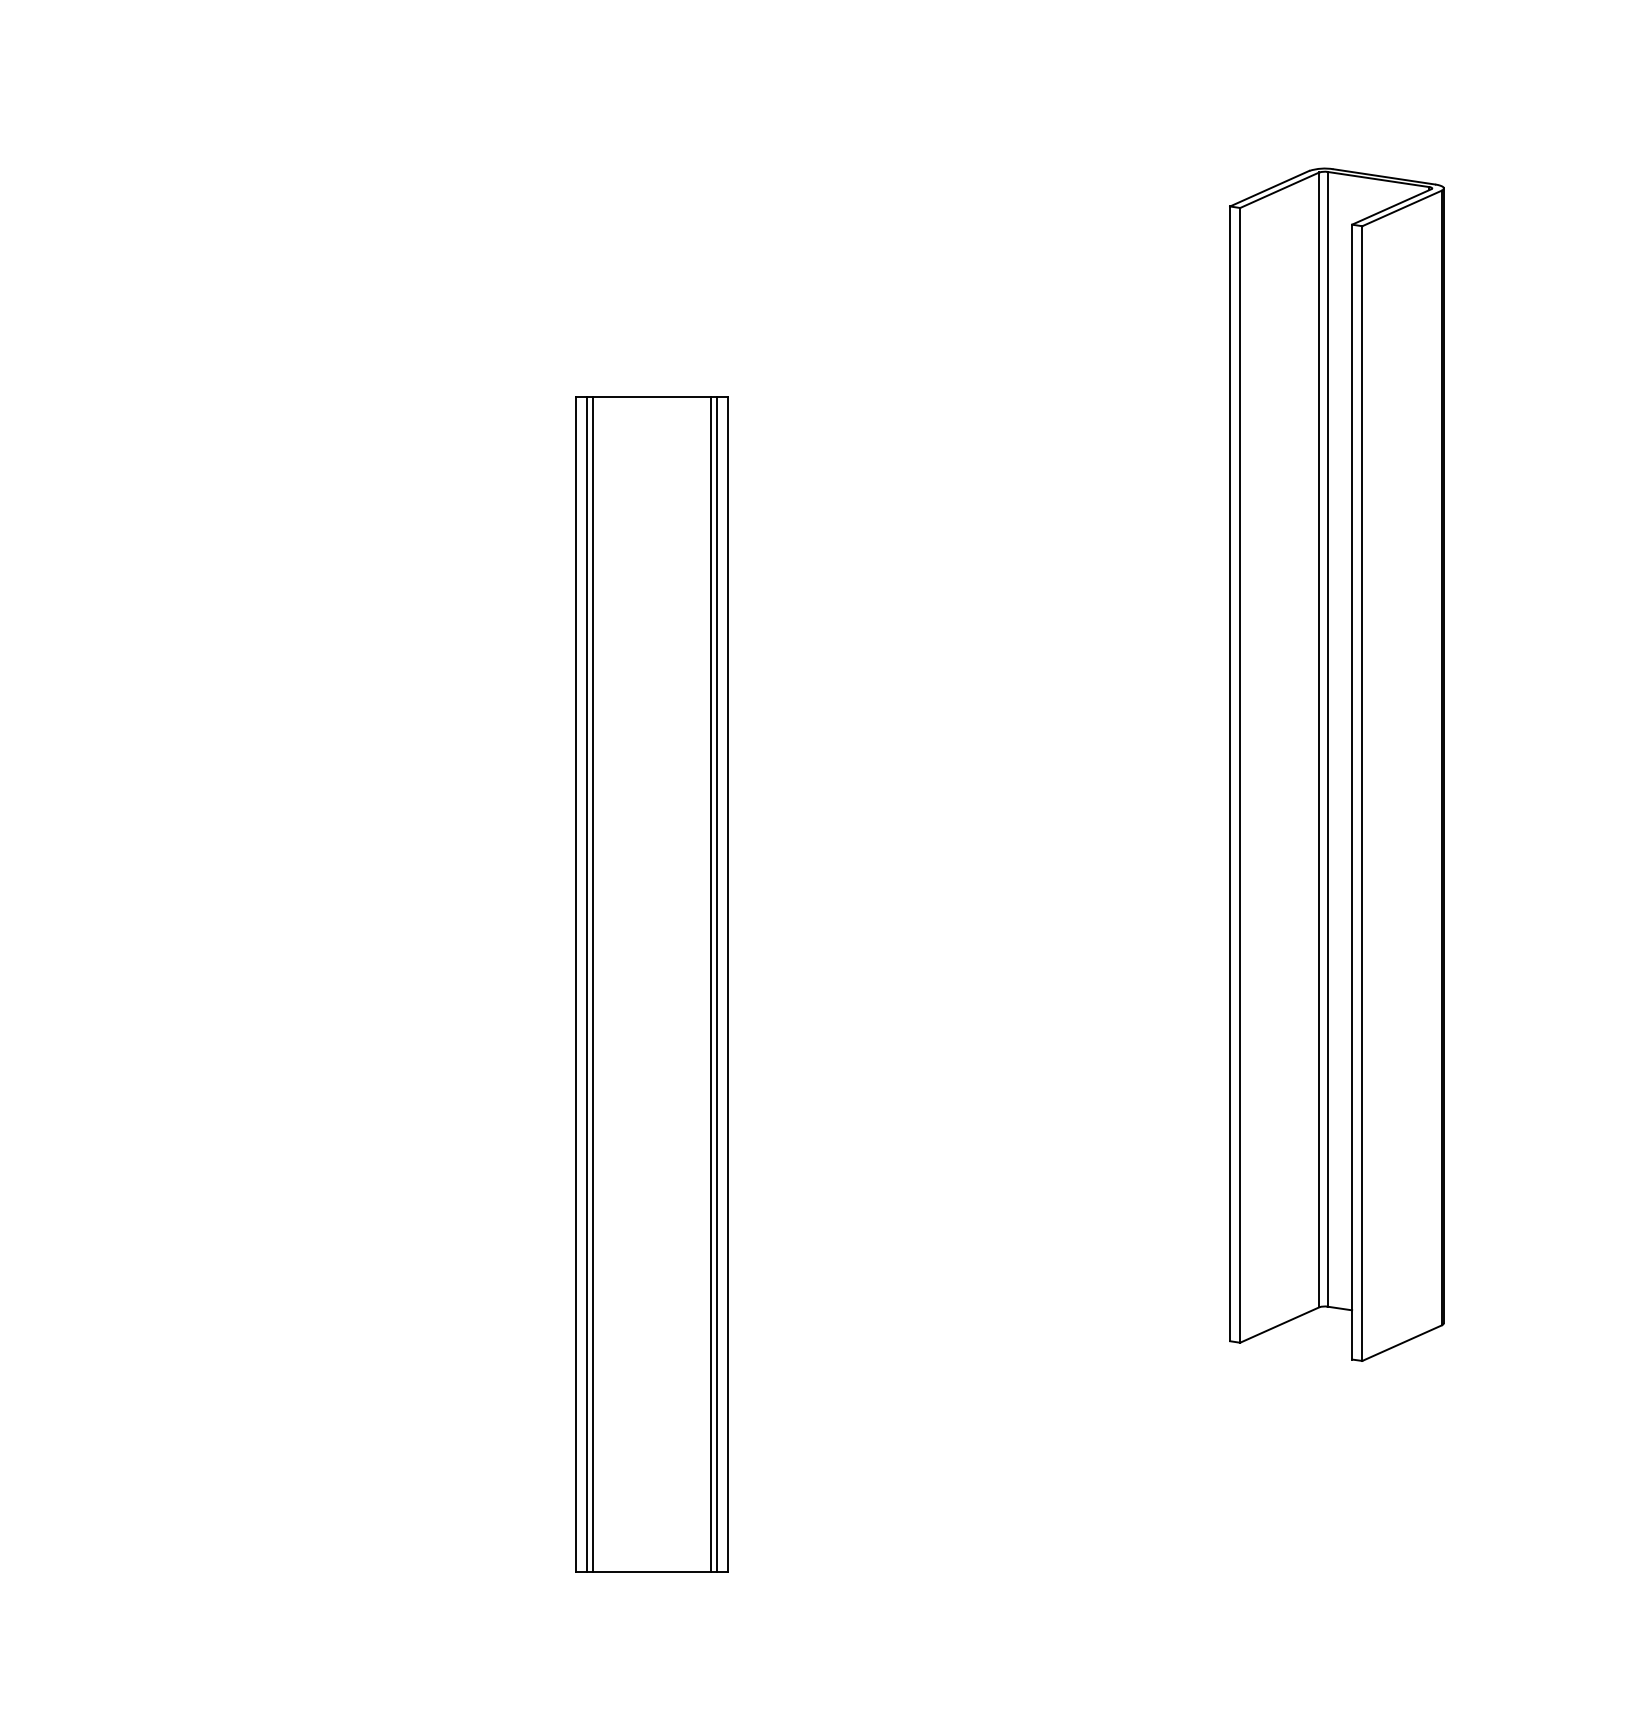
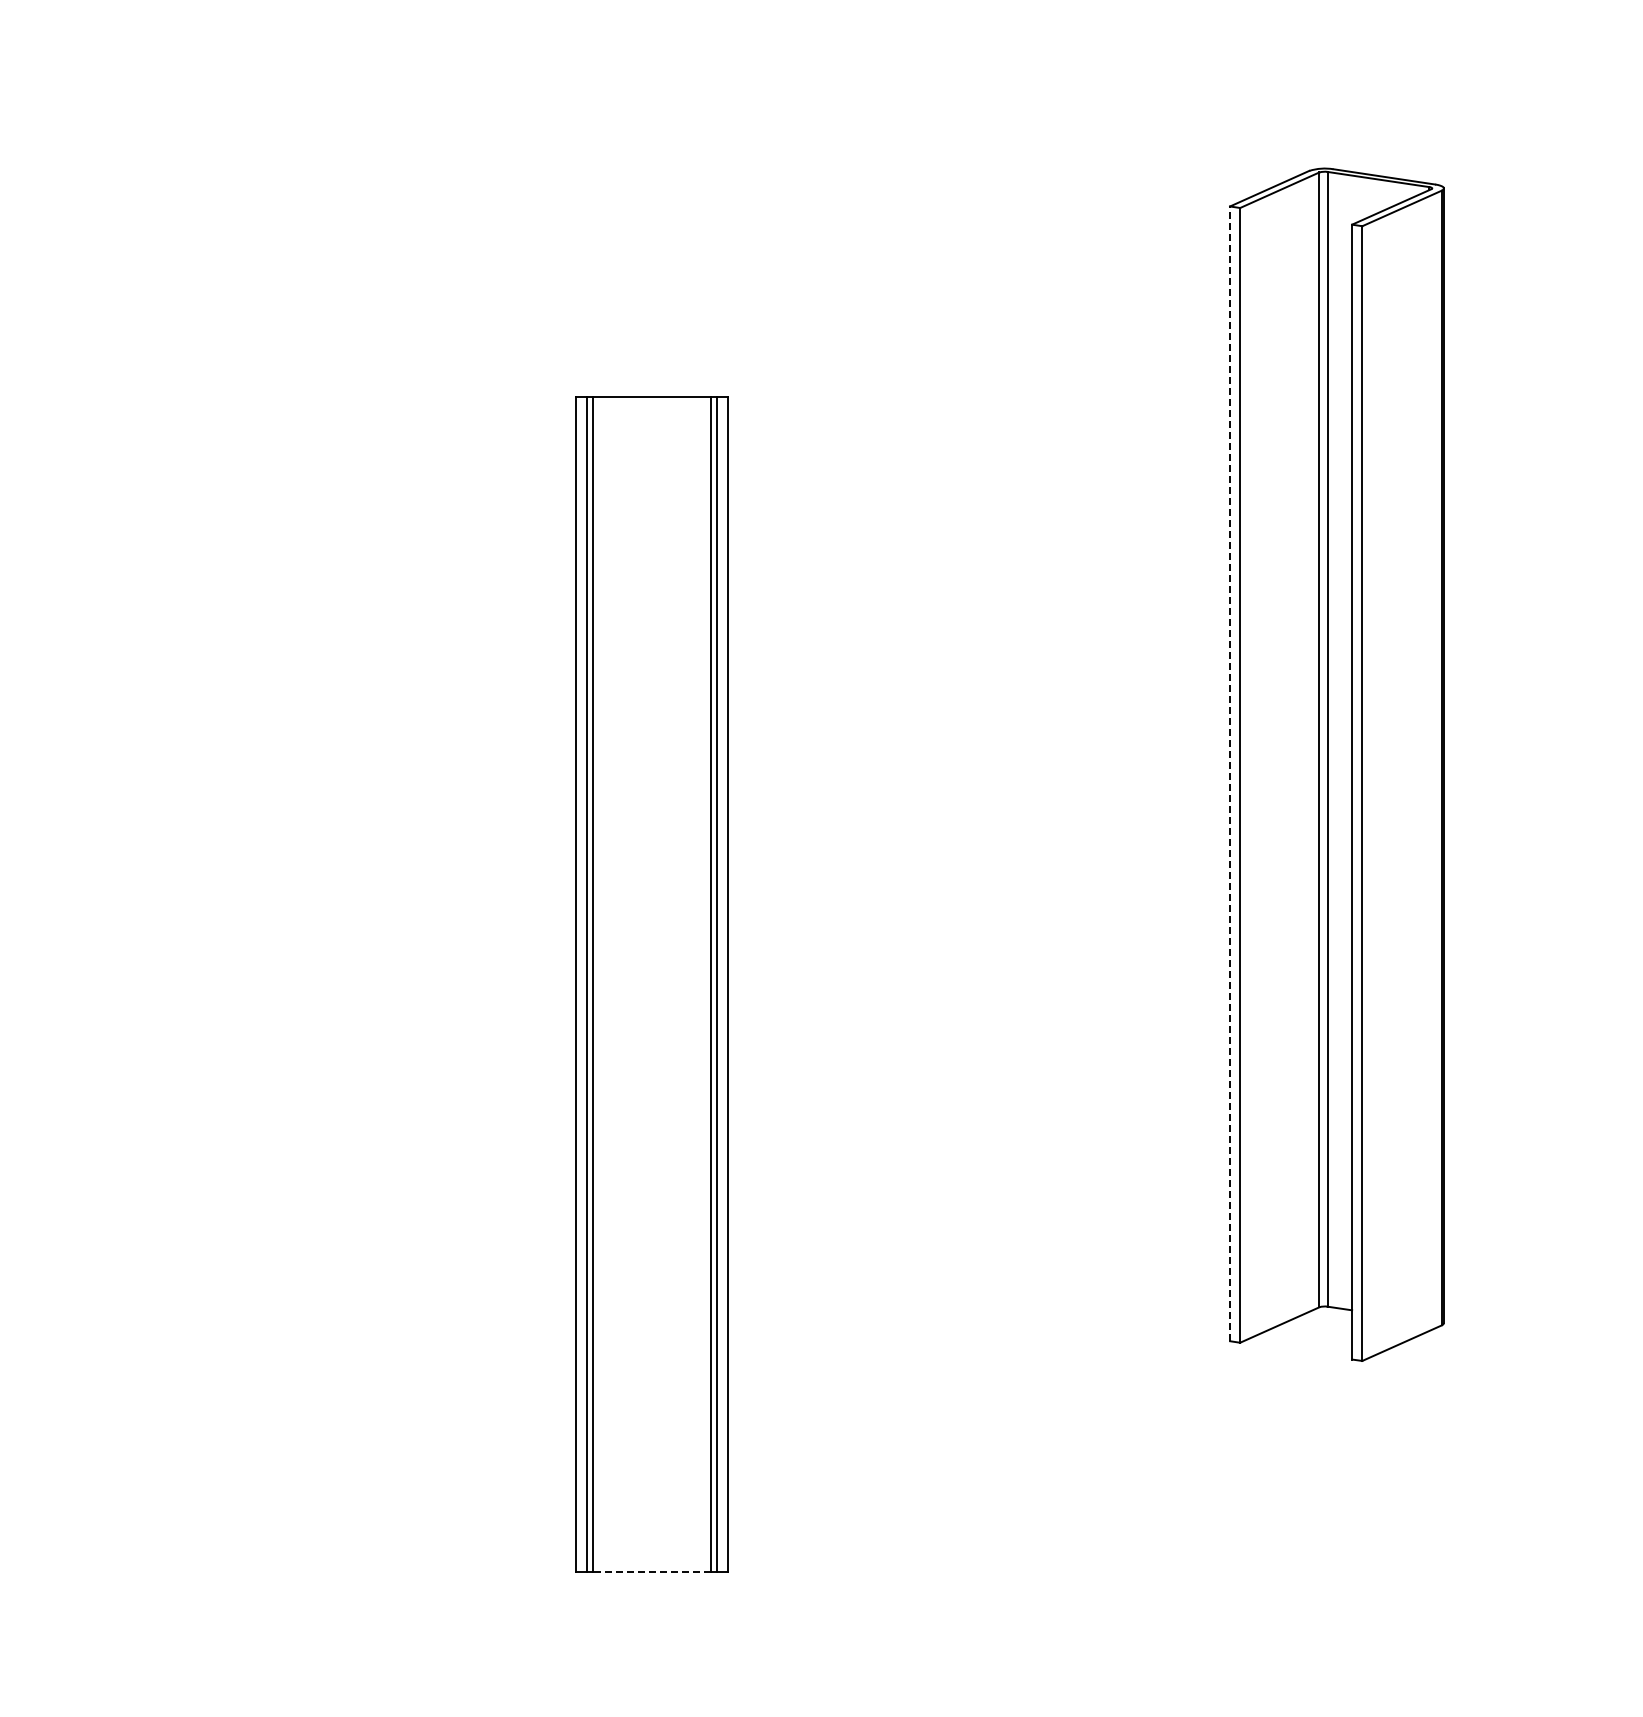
line: solid -> dashed (1230, 773)
line: solid -> dashed (652, 1571)
